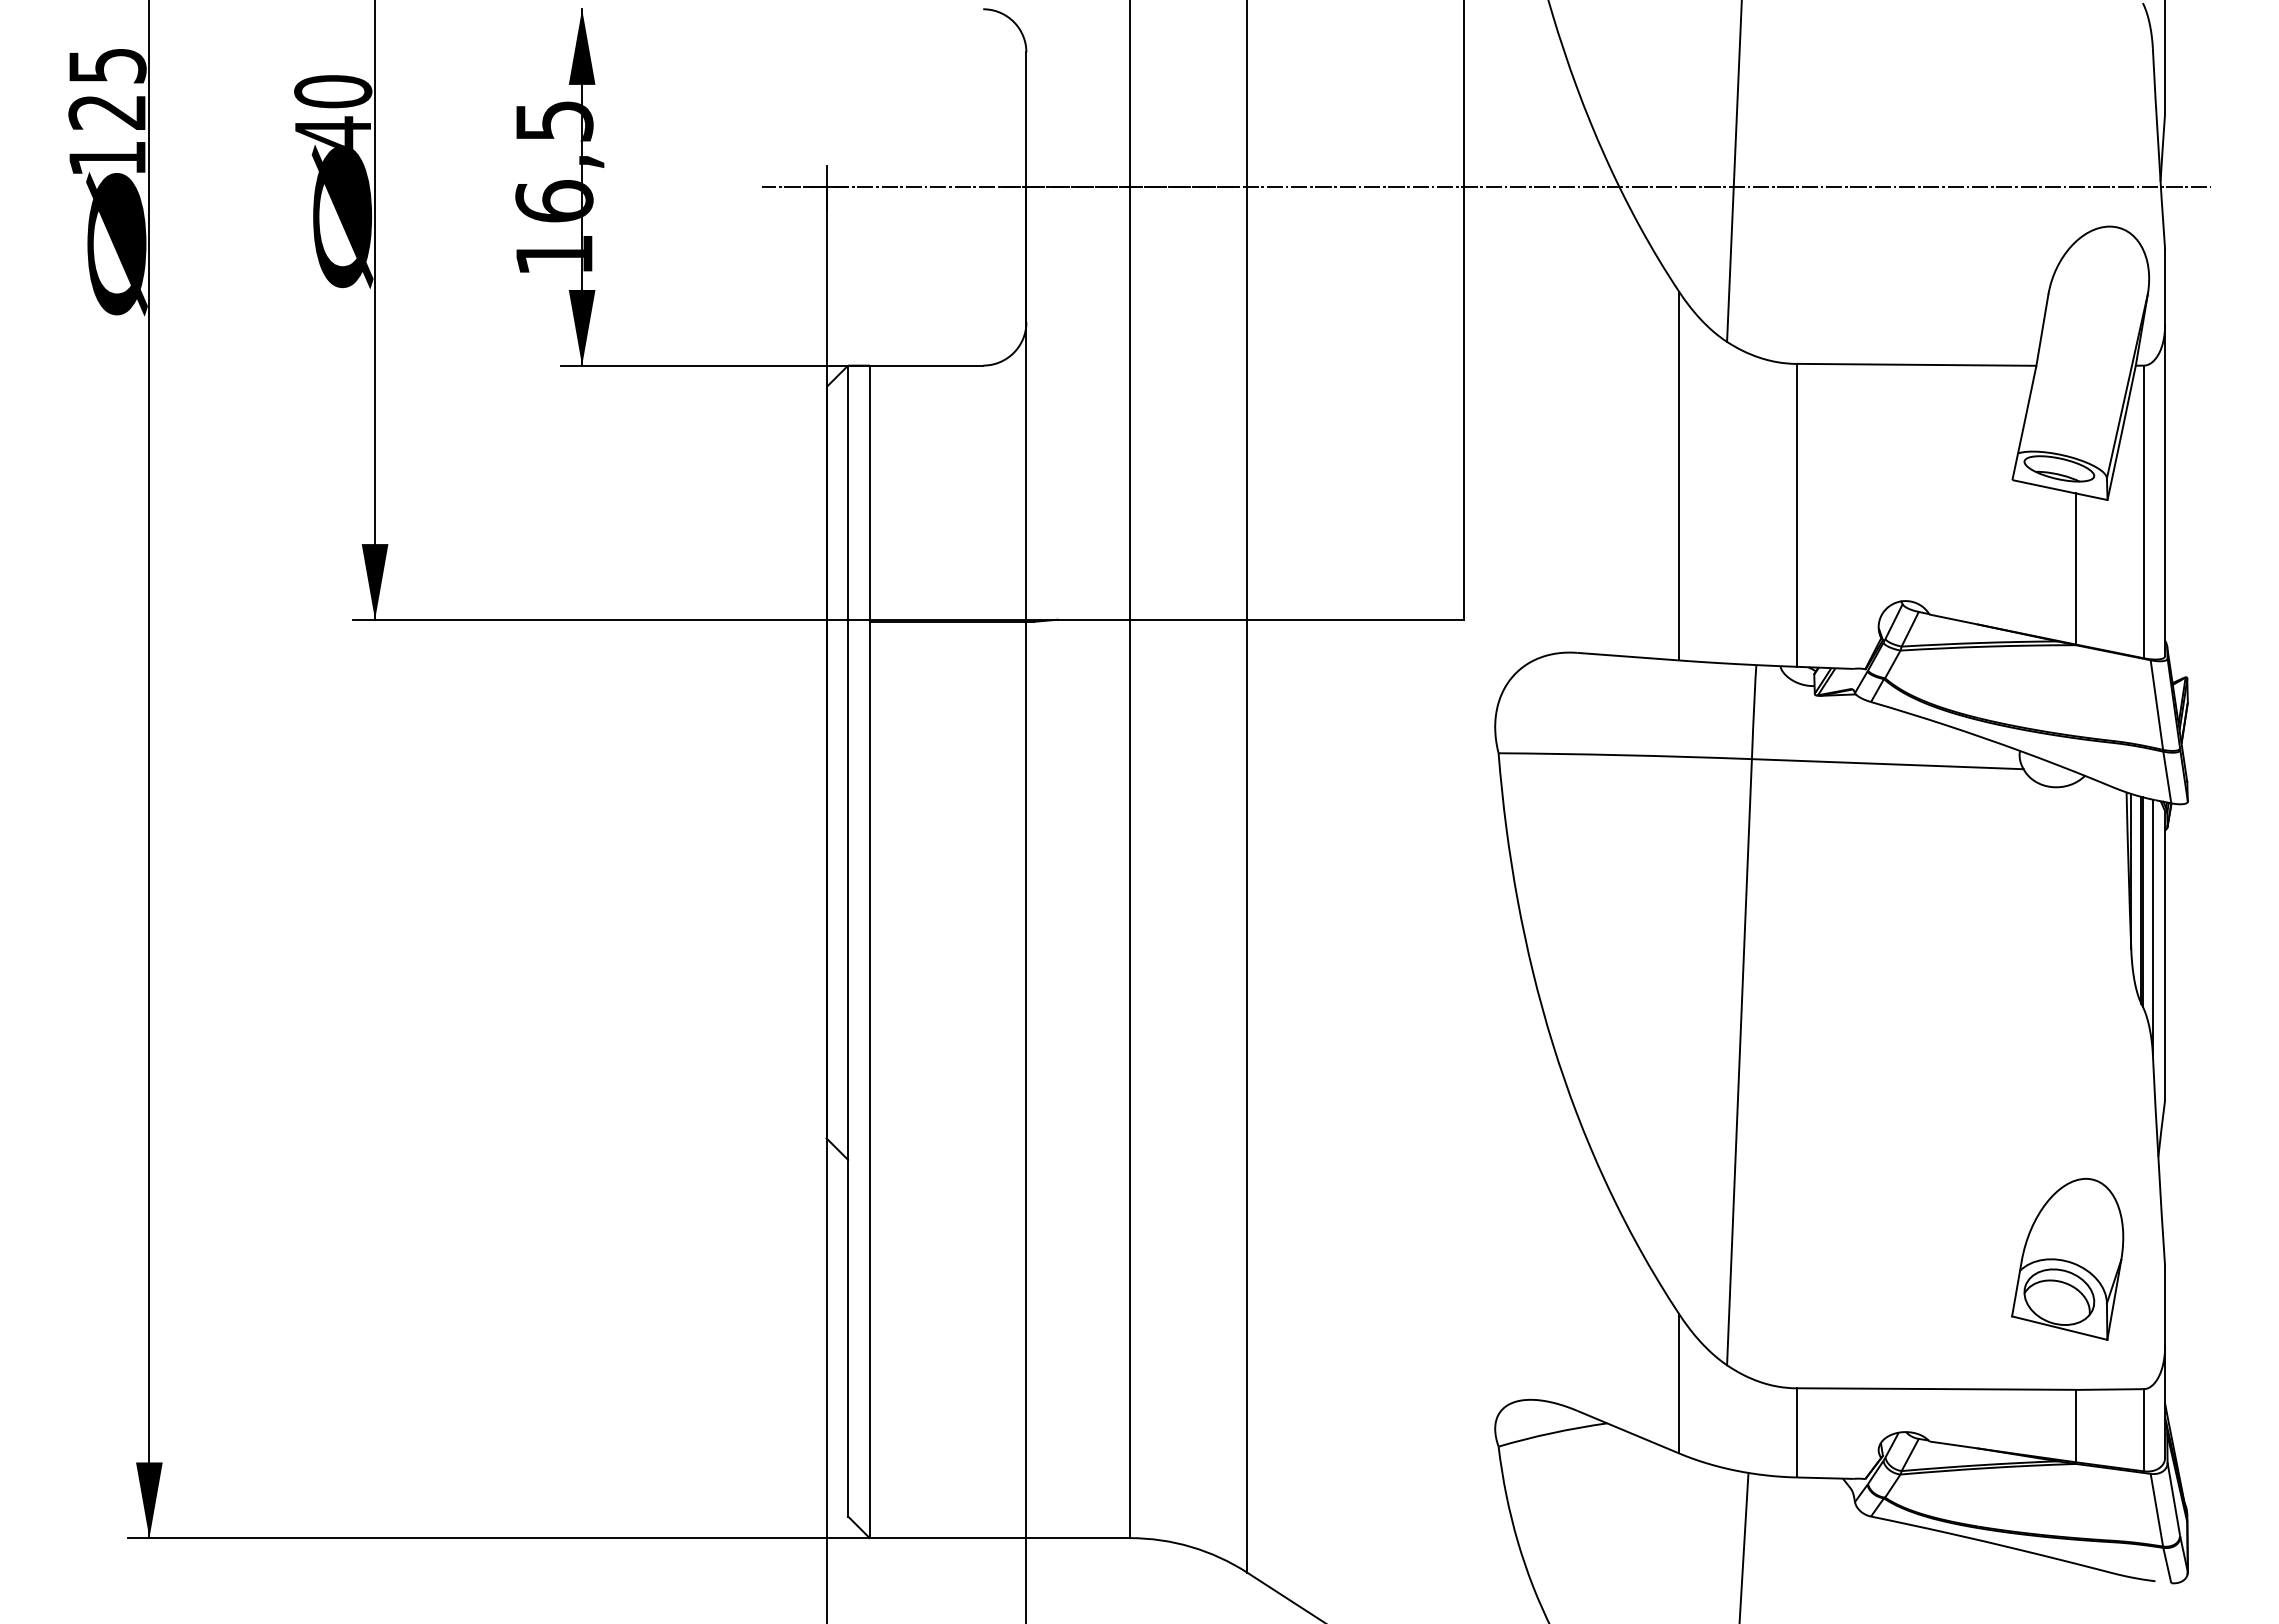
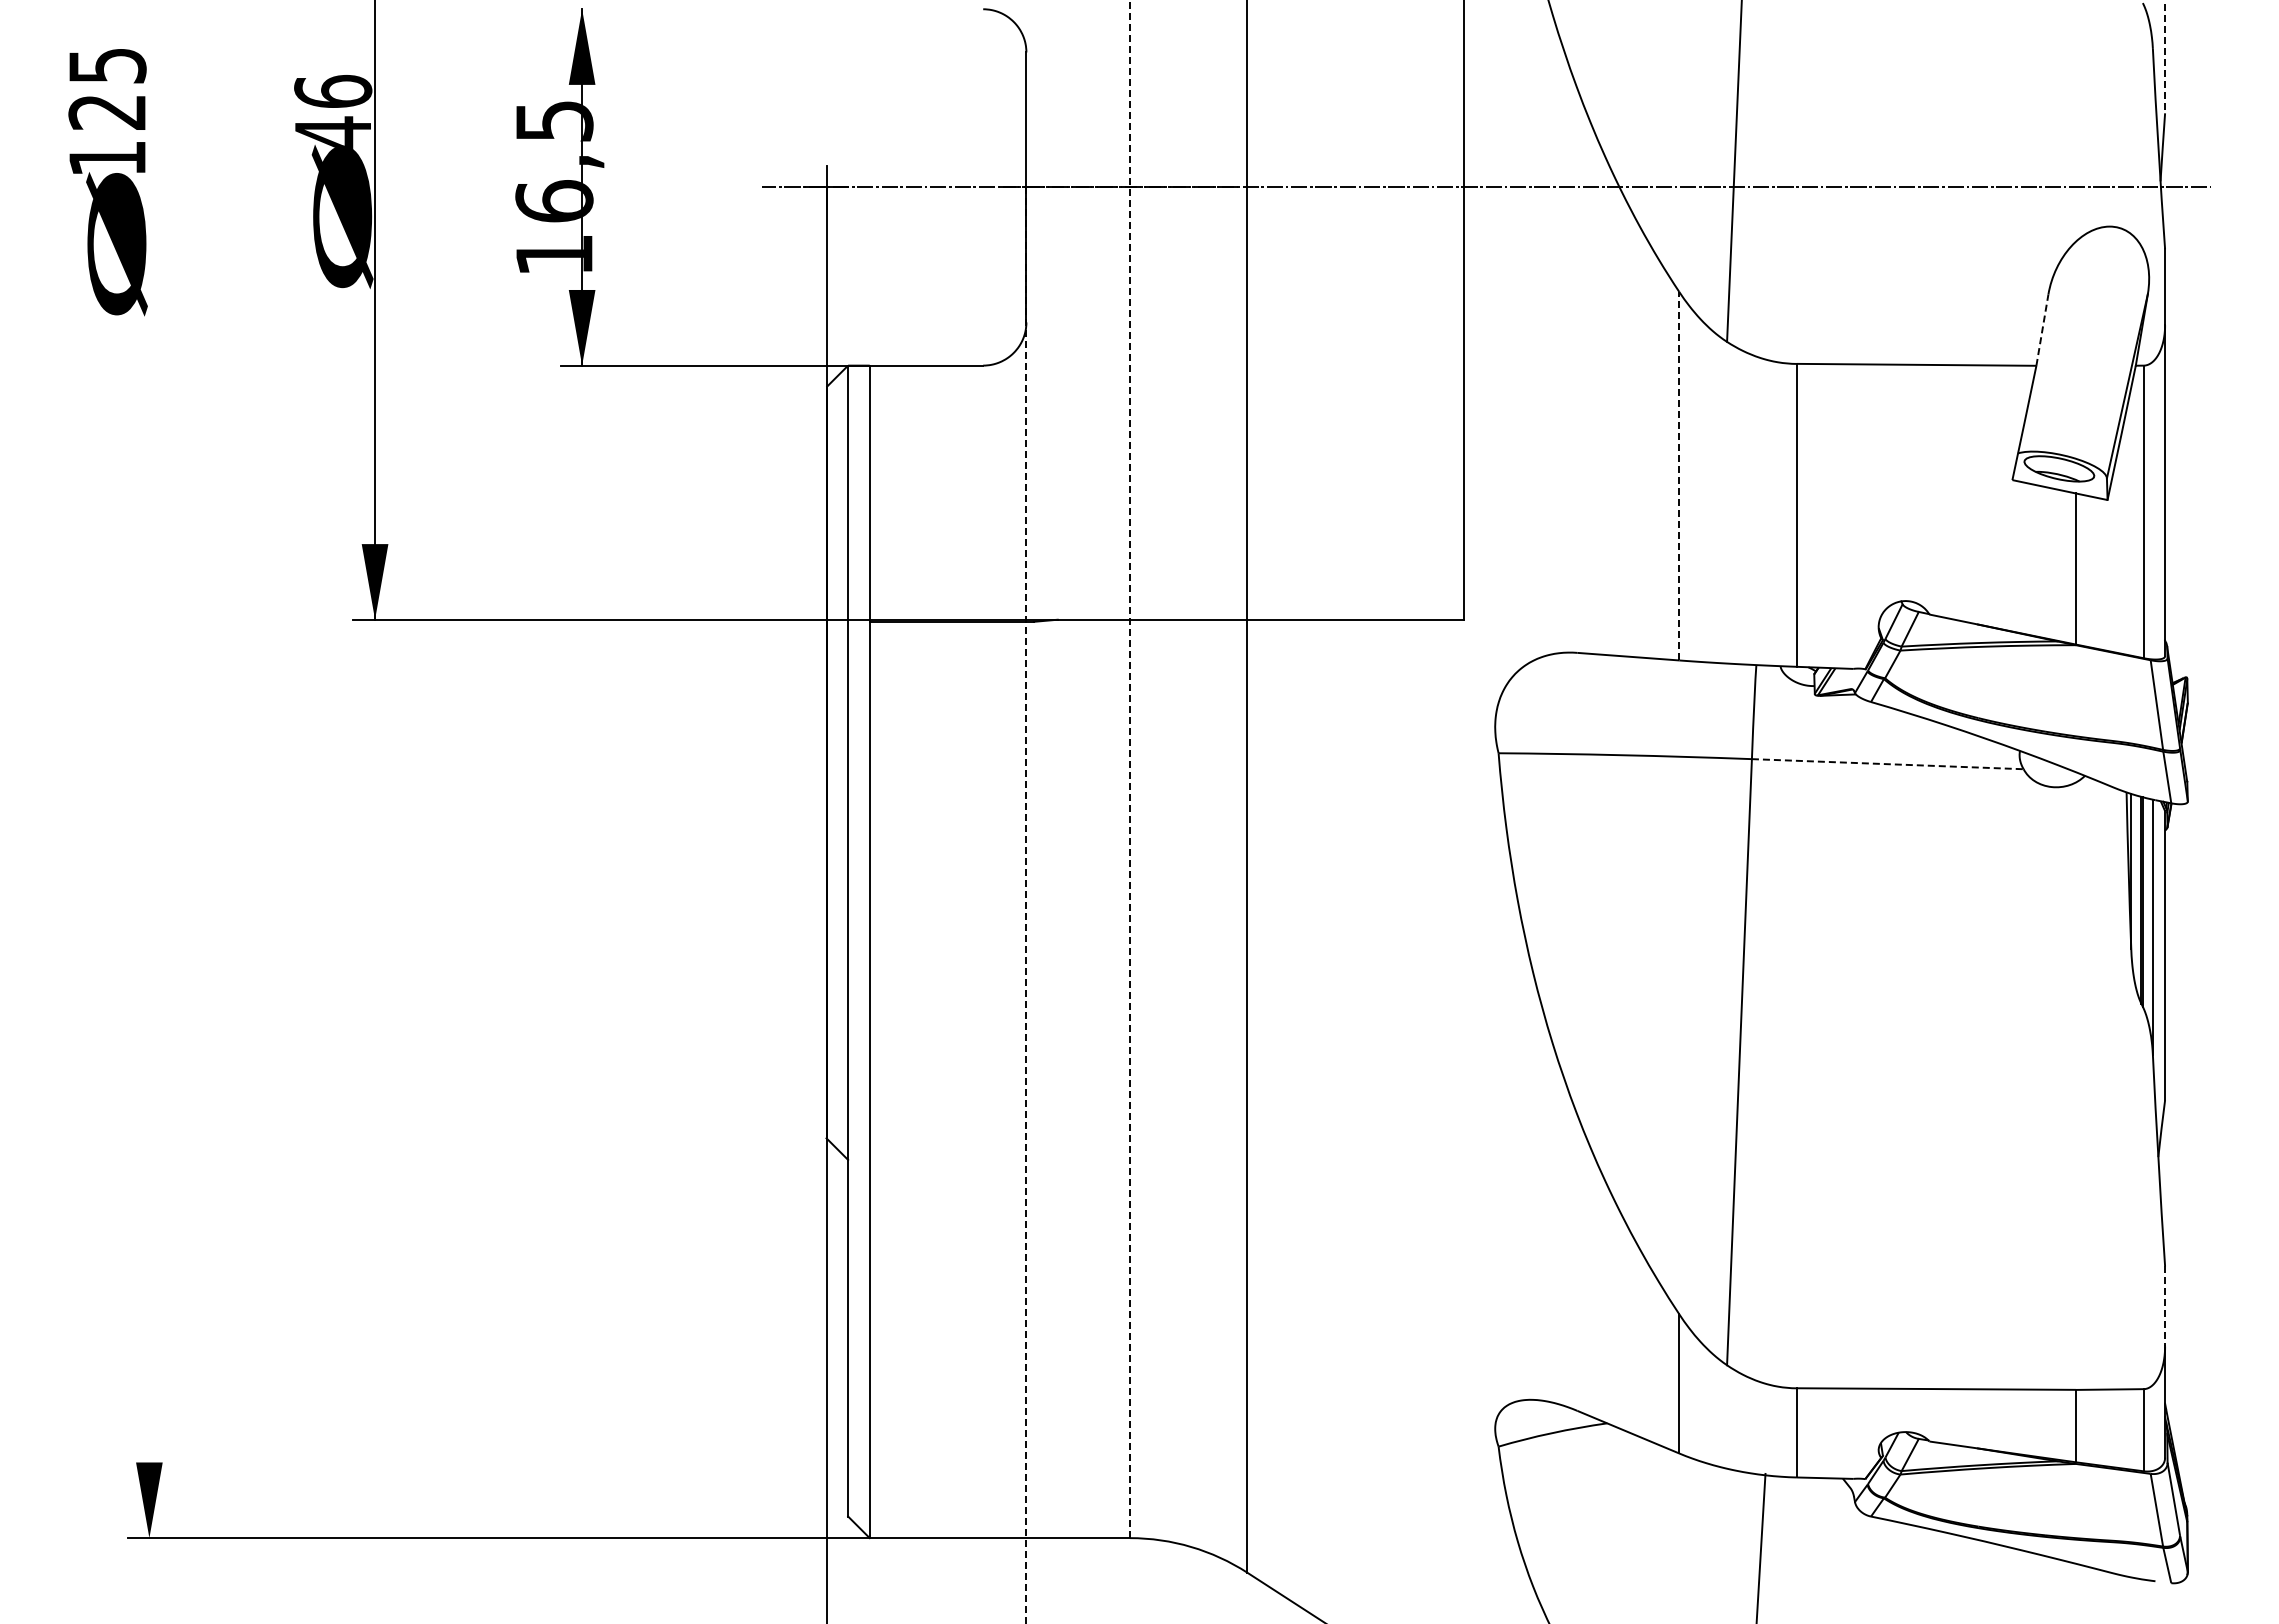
line: solid -> dashed (2165, 57)
text: 40 -> 46 (333, 91)
line: solid -> dashed (2042, 329)
line: solid -> dashed (1679, 475)
line: solid -> dashed (1887, 764)
line: solid -> dashed (1130, 769)
line: present -> none (149, 770)
line: solid -> dashed (1026, 905)
part: present -> none (2067, 1259)
line: solid -> dashed (2165, 1306)
line position: (1743, 1546) -> (1760, 1546) (1760, 1546)
